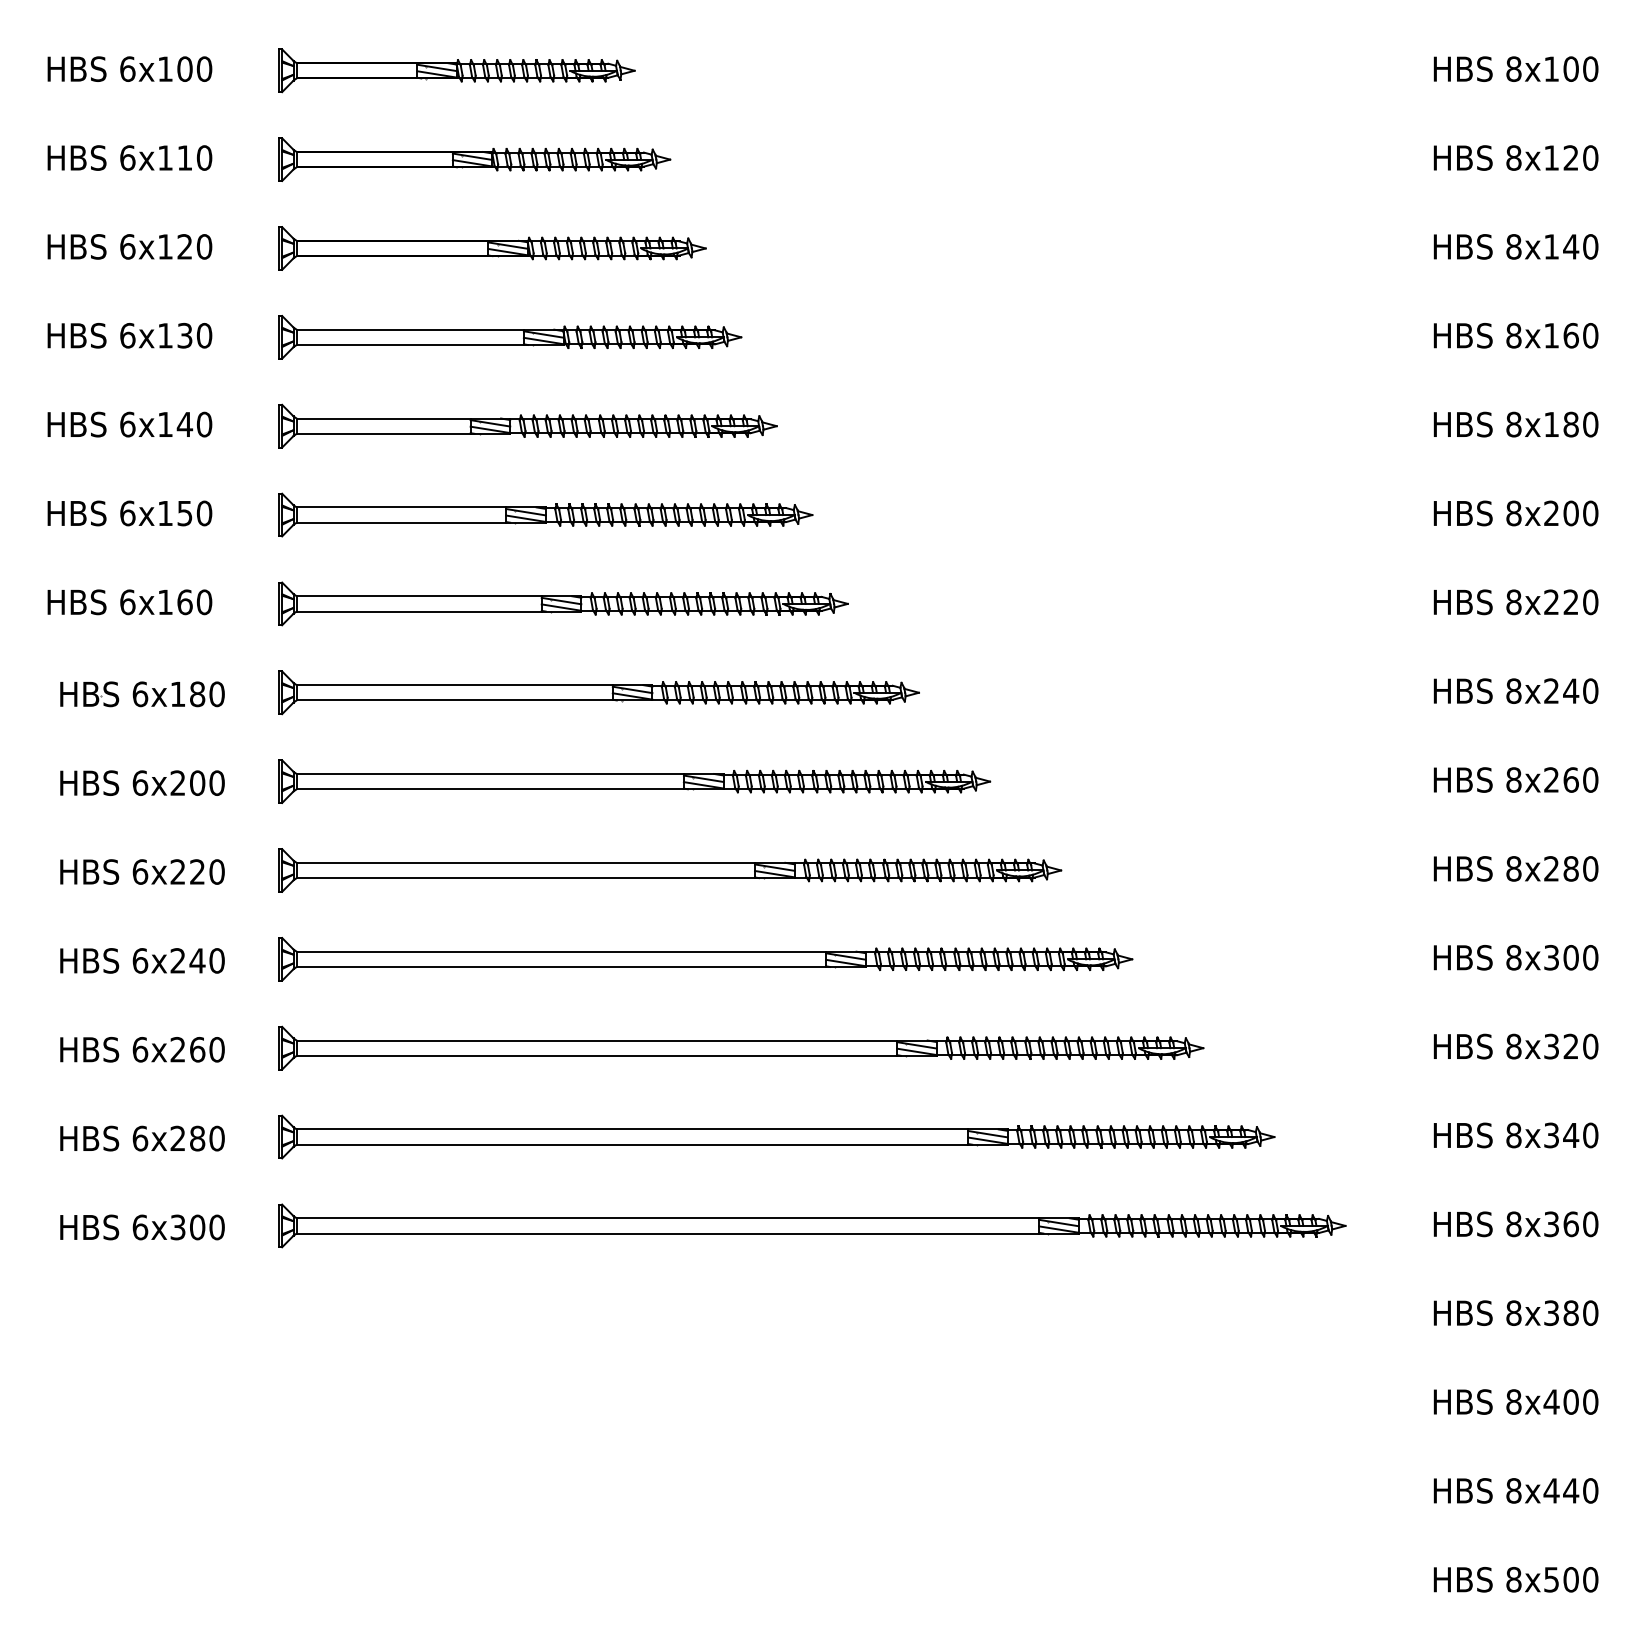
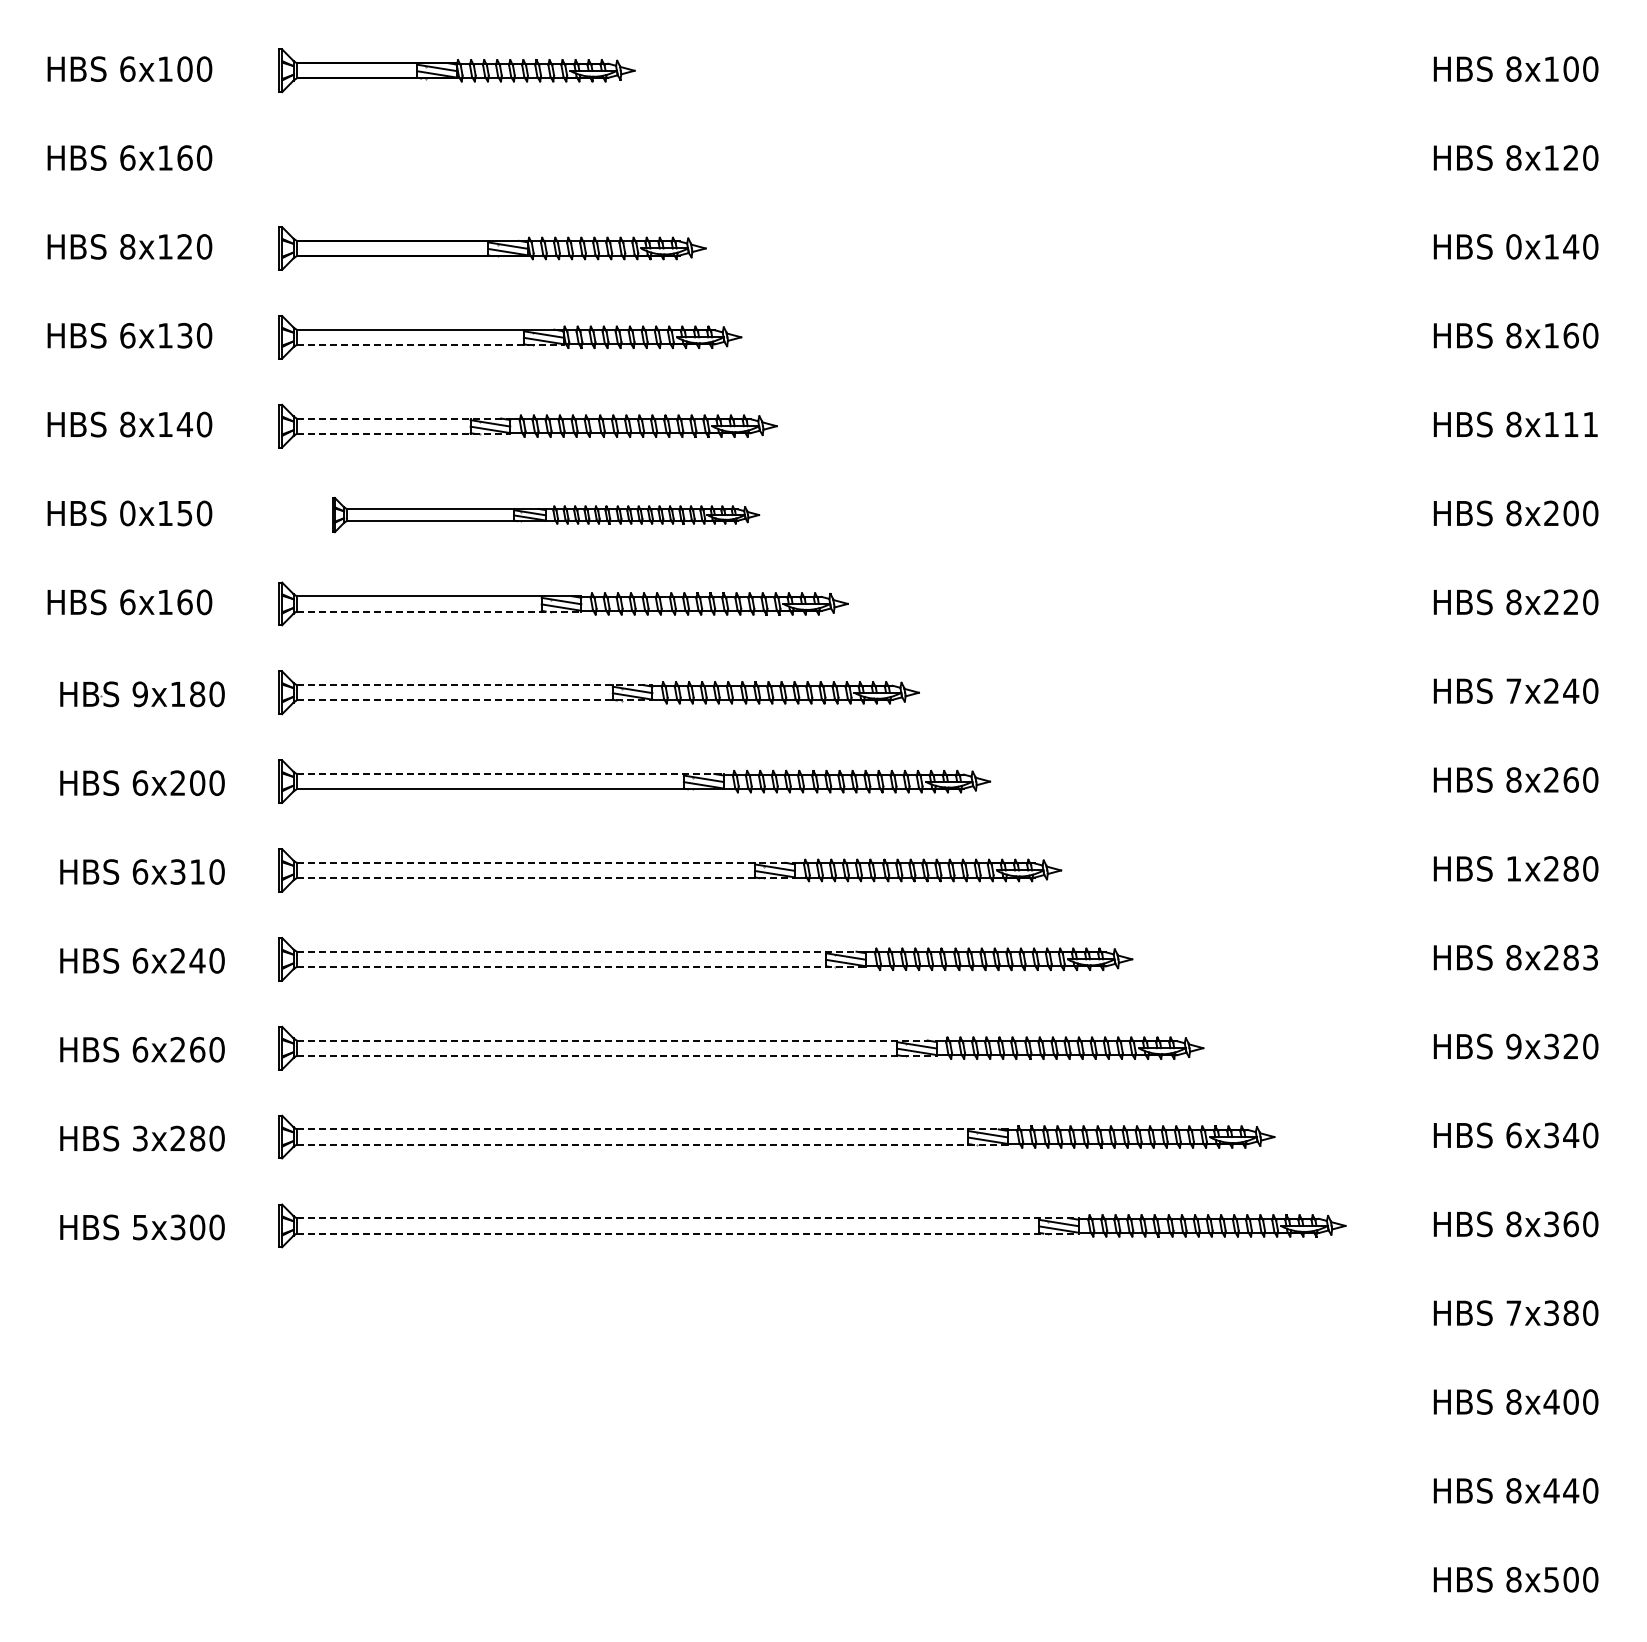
text: 6x110 -> 6x160 (184, 157)
part: present -> none (474, 159)
text: 6x120 -> 8x120 (127, 246)
text: 8x140 -> 0x140 (1513, 246)
line: solid -> dashed (430, 344)
line: solid -> dashed (403, 418)
text: 6x140 -> 8x140 (127, 424)
text: 8x180 -> 8x111 (1580, 424)
line: solid -> dashed (403, 433)
text: 6x150 -> 0x150 (127, 513)
part size: 536x46 px -> 429x37 px (546, 515)
line: solid -> dashed (439, 611)
line: solid -> dashed (474, 685)
text: 8x240 -> 7x240 (1513, 690)
text: 6x180 -> 9x180 (140, 694)
line: solid -> dashed (474, 700)
line: solid -> dashed (510, 773)
line: solid -> dashed (545, 862)
text: 8x280 -> 1x280 (1513, 868)
text: 6x220 -> 6x310 (187, 871)
line: solid -> dashed (545, 878)
line: solid -> dashed (581, 951)
text: 8x300 -> 8x283 (1571, 957)
line: solid -> dashed (581, 966)
line: solid -> dashed (617, 1040)
text: 8x320 -> 9x320 (1513, 1046)
line: solid -> dashed (617, 1055)
line: solid -> dashed (652, 1129)
text: 8x340 -> 6x340 (1513, 1135)
text: 6x280 -> 3x280 (140, 1138)
line: solid -> dashed (652, 1144)
line: solid -> dashed (688, 1218)
text: 6x300 -> 5x300 (140, 1227)
line: solid -> dashed (688, 1233)
text: 8x380 -> 7x380 (1513, 1312)
